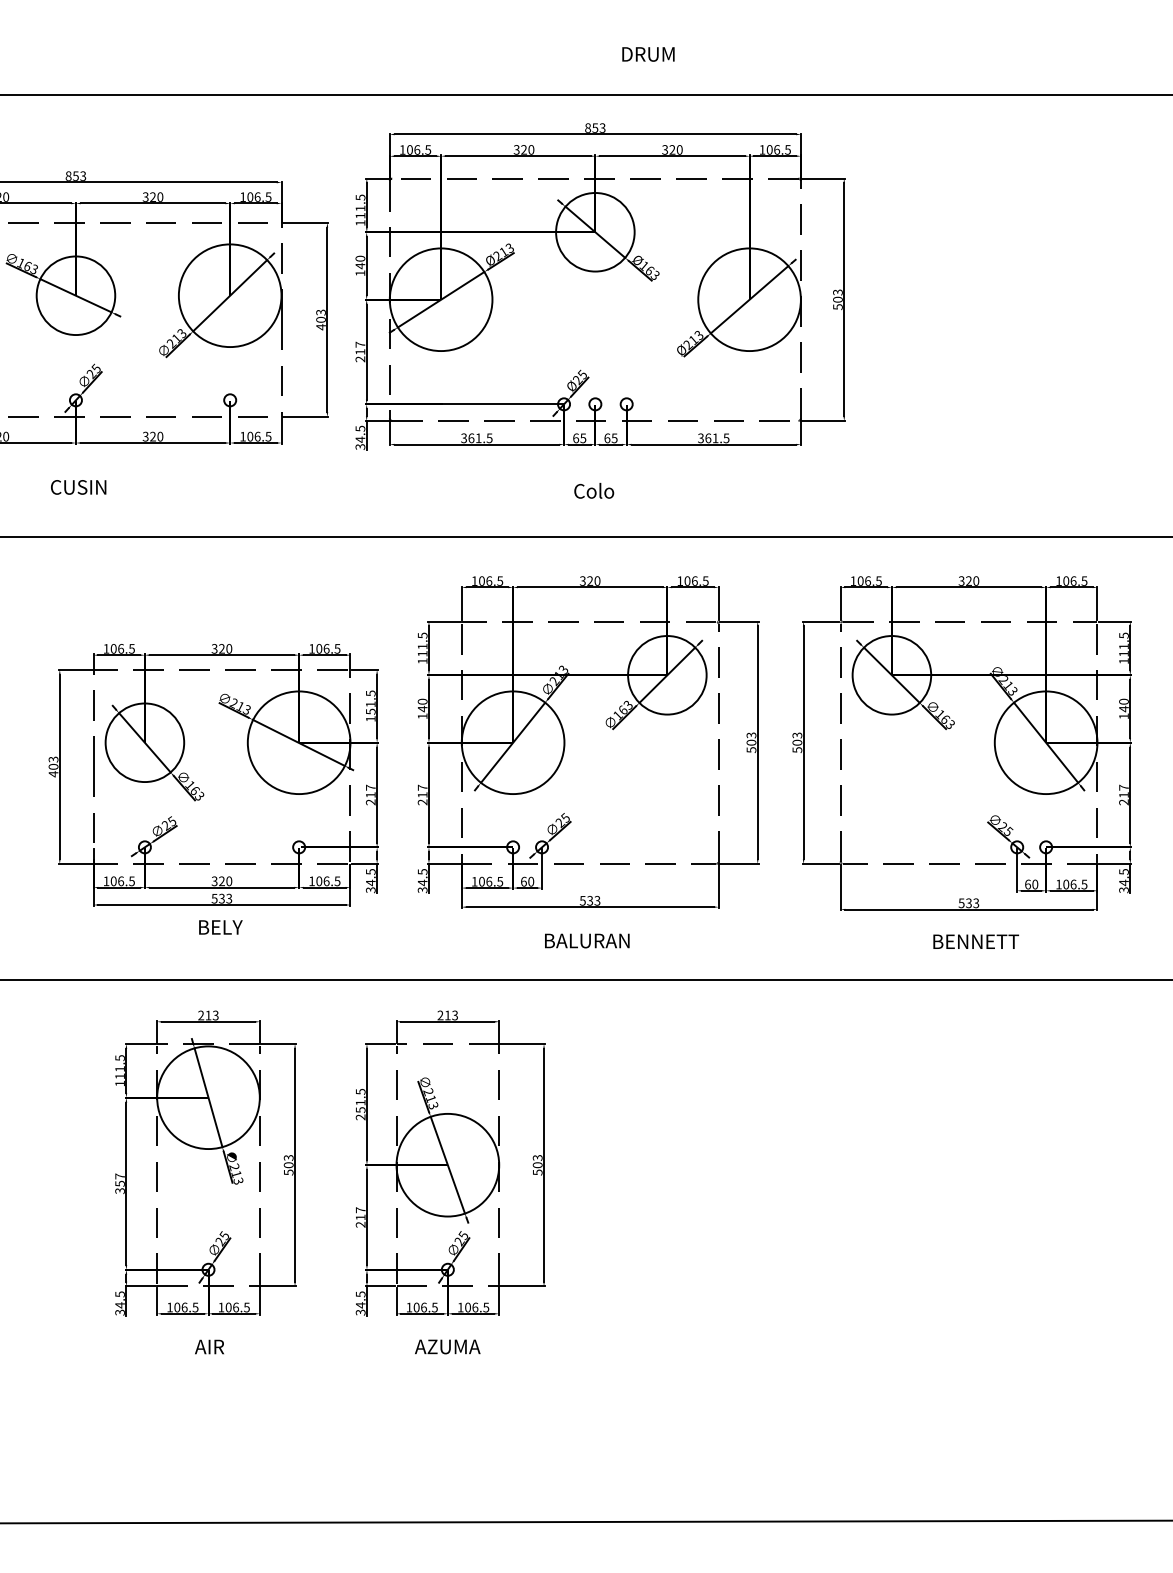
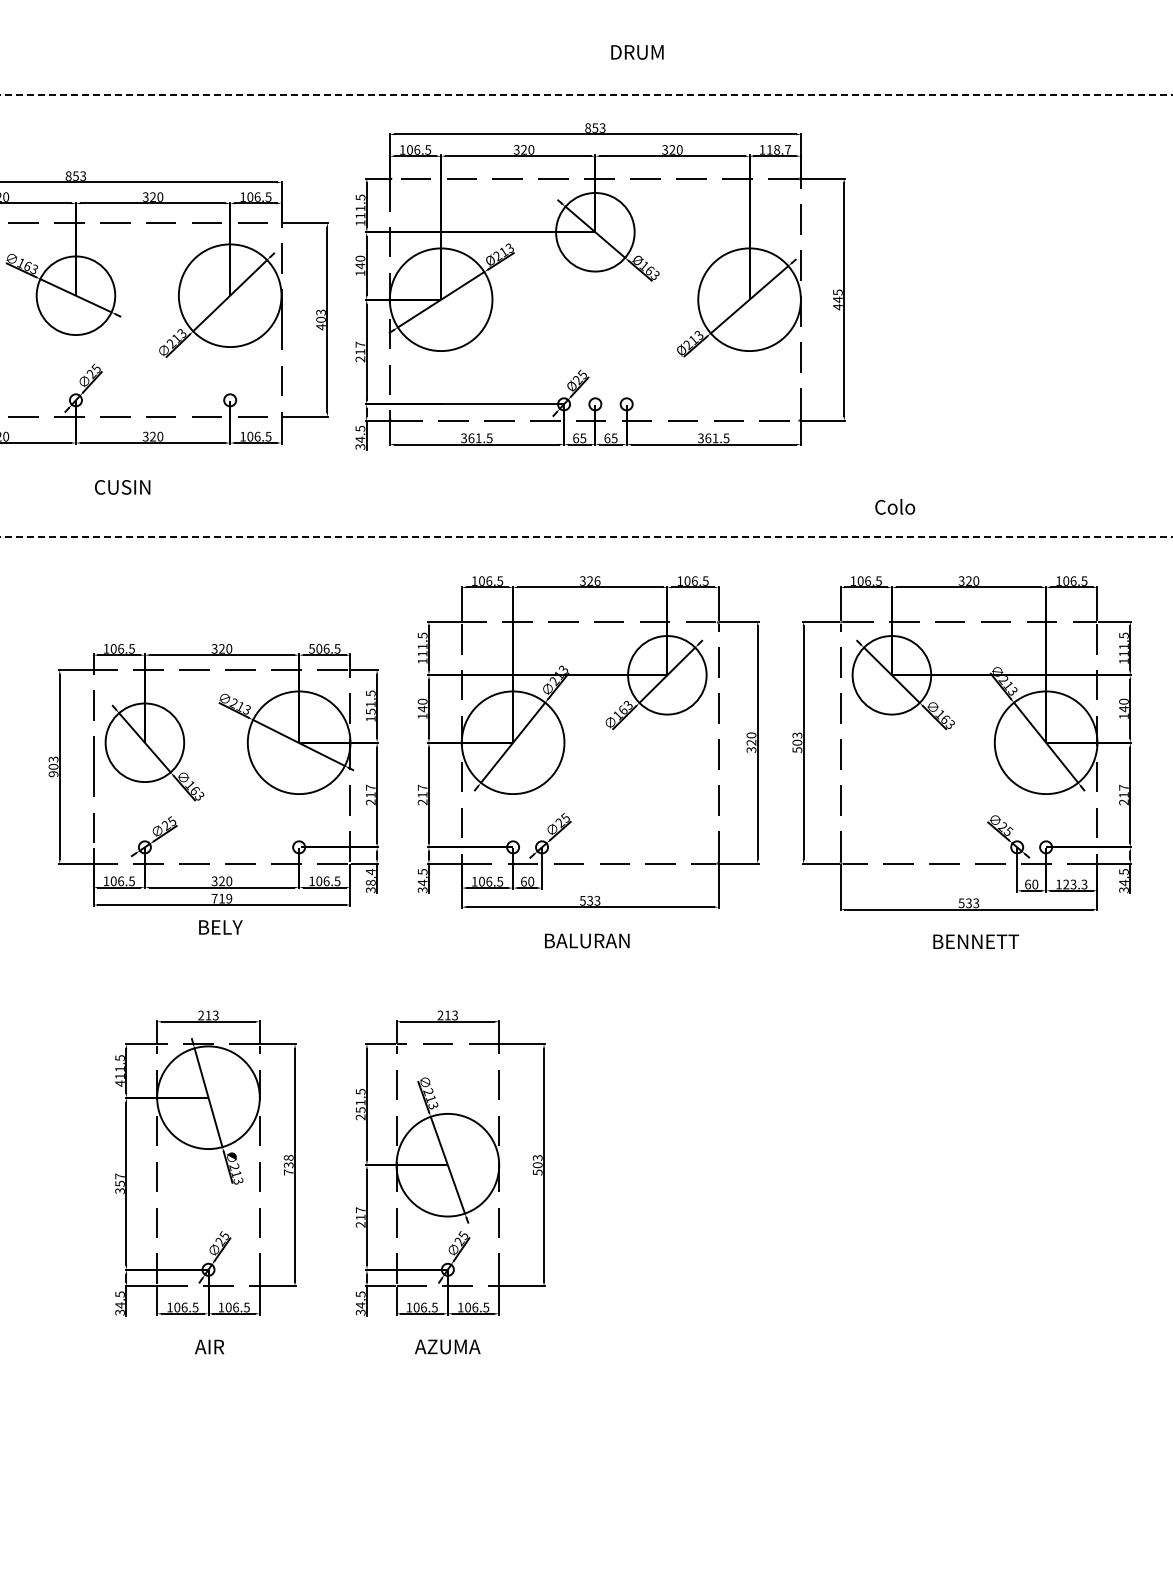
text position: (648, 54) -> (637, 52) (637, 52)
line: solid -> dashed (586, 94)
text: 106.5 -> 118.7 (778, 149)
text: 503 -> 445 (837, 299)
text position: (78, 487) -> (122, 487) (122, 487)
text position: (594, 490) -> (895, 506) (895, 506)
line: solid -> dashed (586, 536)
text: 320 -> 326 (597, 580)
text: 106.5 -> 506.5 (311, 648)
text: 503 -> 320 (751, 742)
text: 403 -> 903 (53, 774)
text: 34.5 -> 38.4 (370, 877)
text: 106.5 -> 123.3 (1075, 884)
text: 533 -> 719 (221, 898)
line: present -> none (585, 979)
text: 111.5 -> 411.5 (119, 1083)
text: 503 -> 738 (288, 1165)
line: present -> none (585, 1521)
